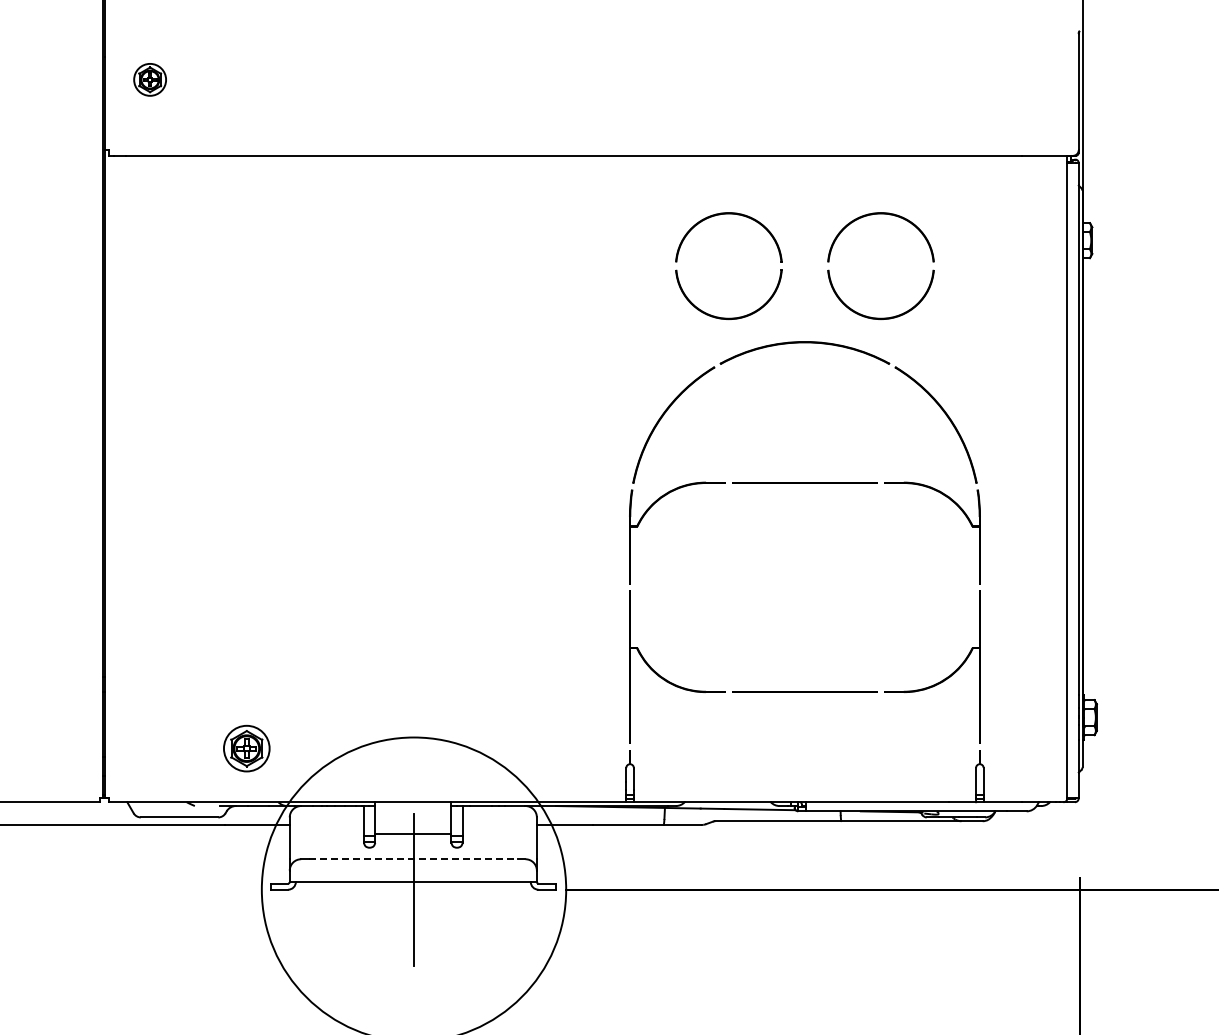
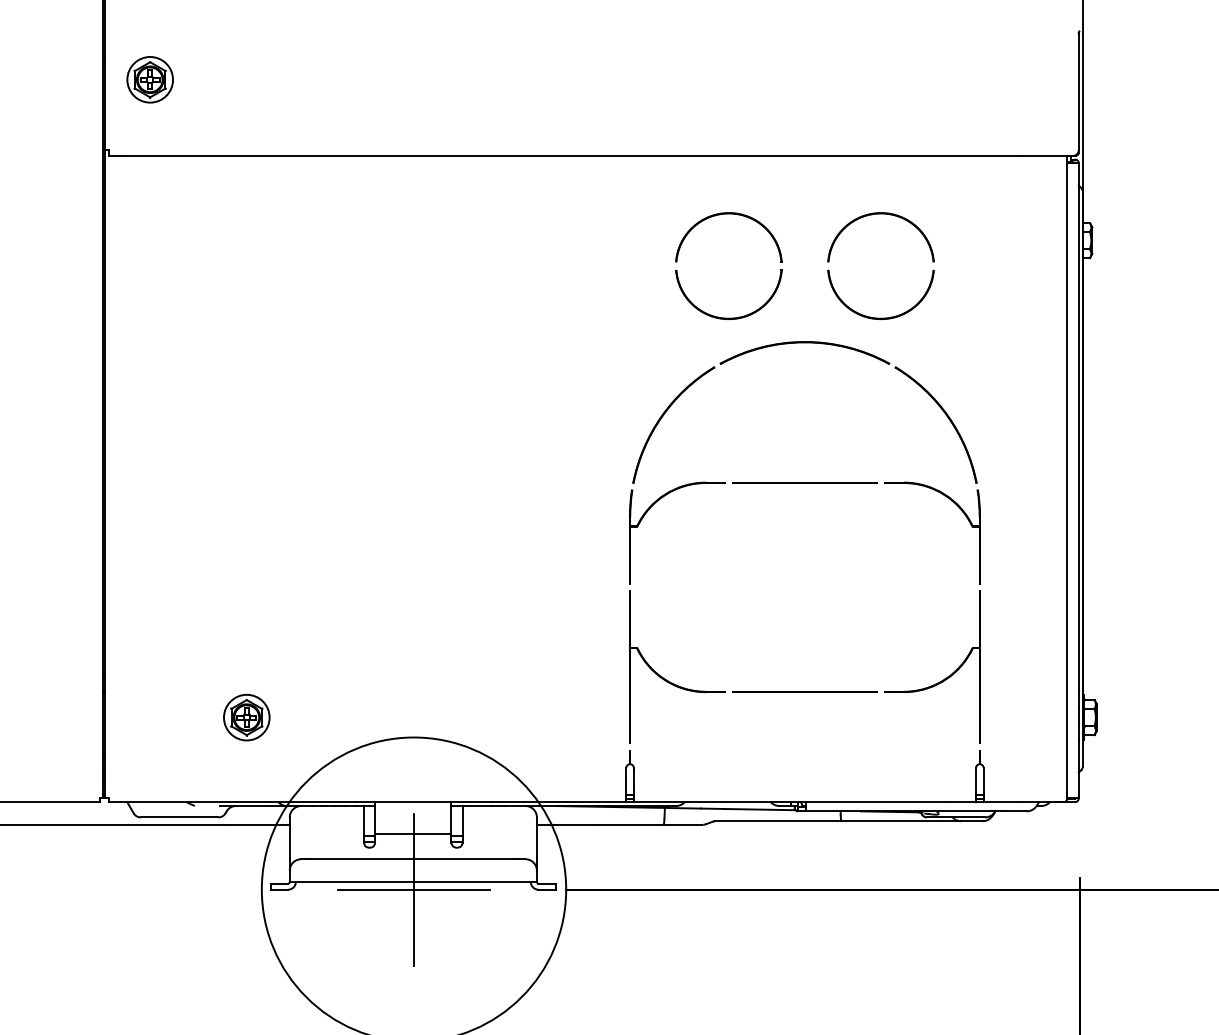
part size: 34x34 px -> 48x48 px (149, 79)
part position: (246, 748) -> (246, 717) (246, 717)
line: dashed -> solid (413, 859)
line: none -> present (413, 889)
